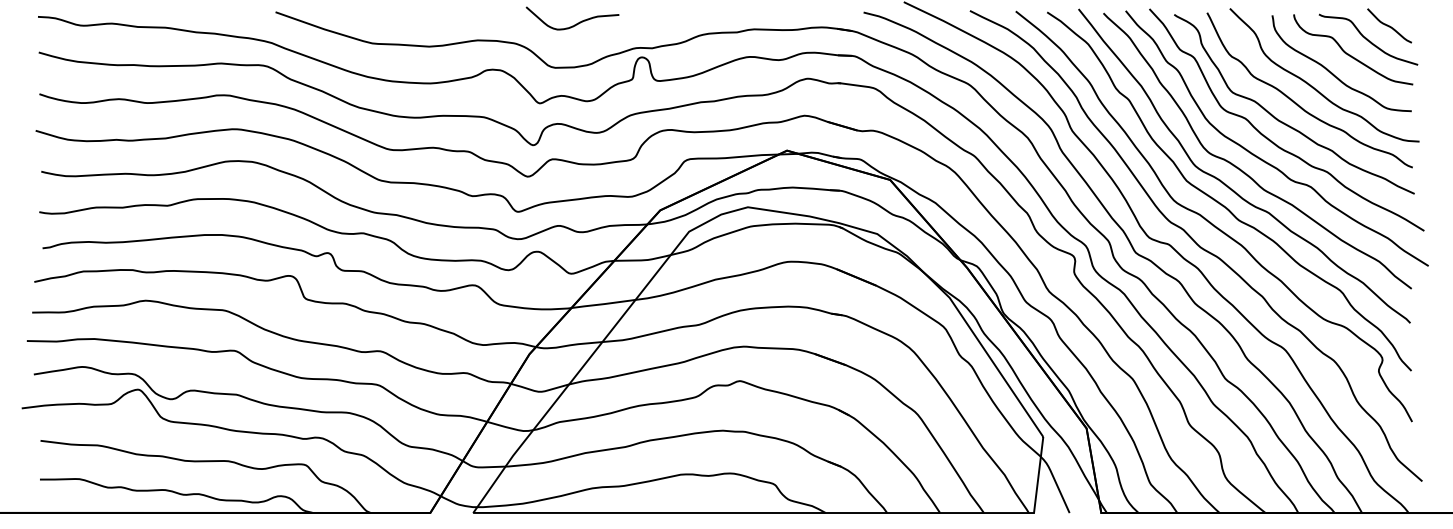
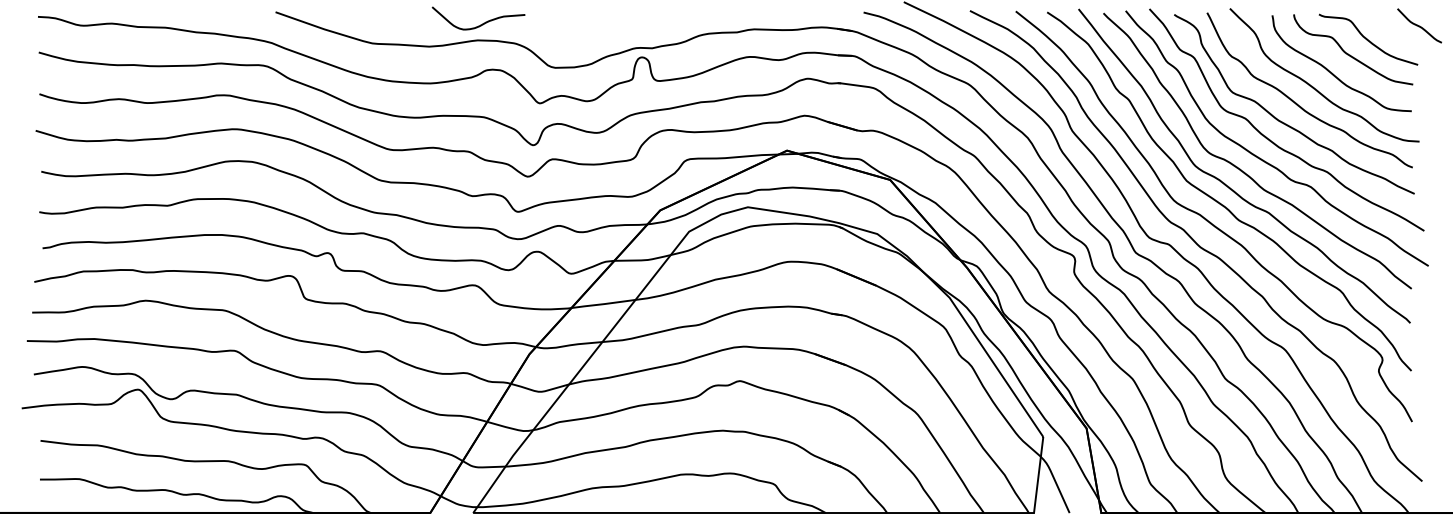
curve position: (574, 24) -> (480, 24) (480, 24)
curve position: (1389, 25) -> (1419, 25) (1419, 25)
